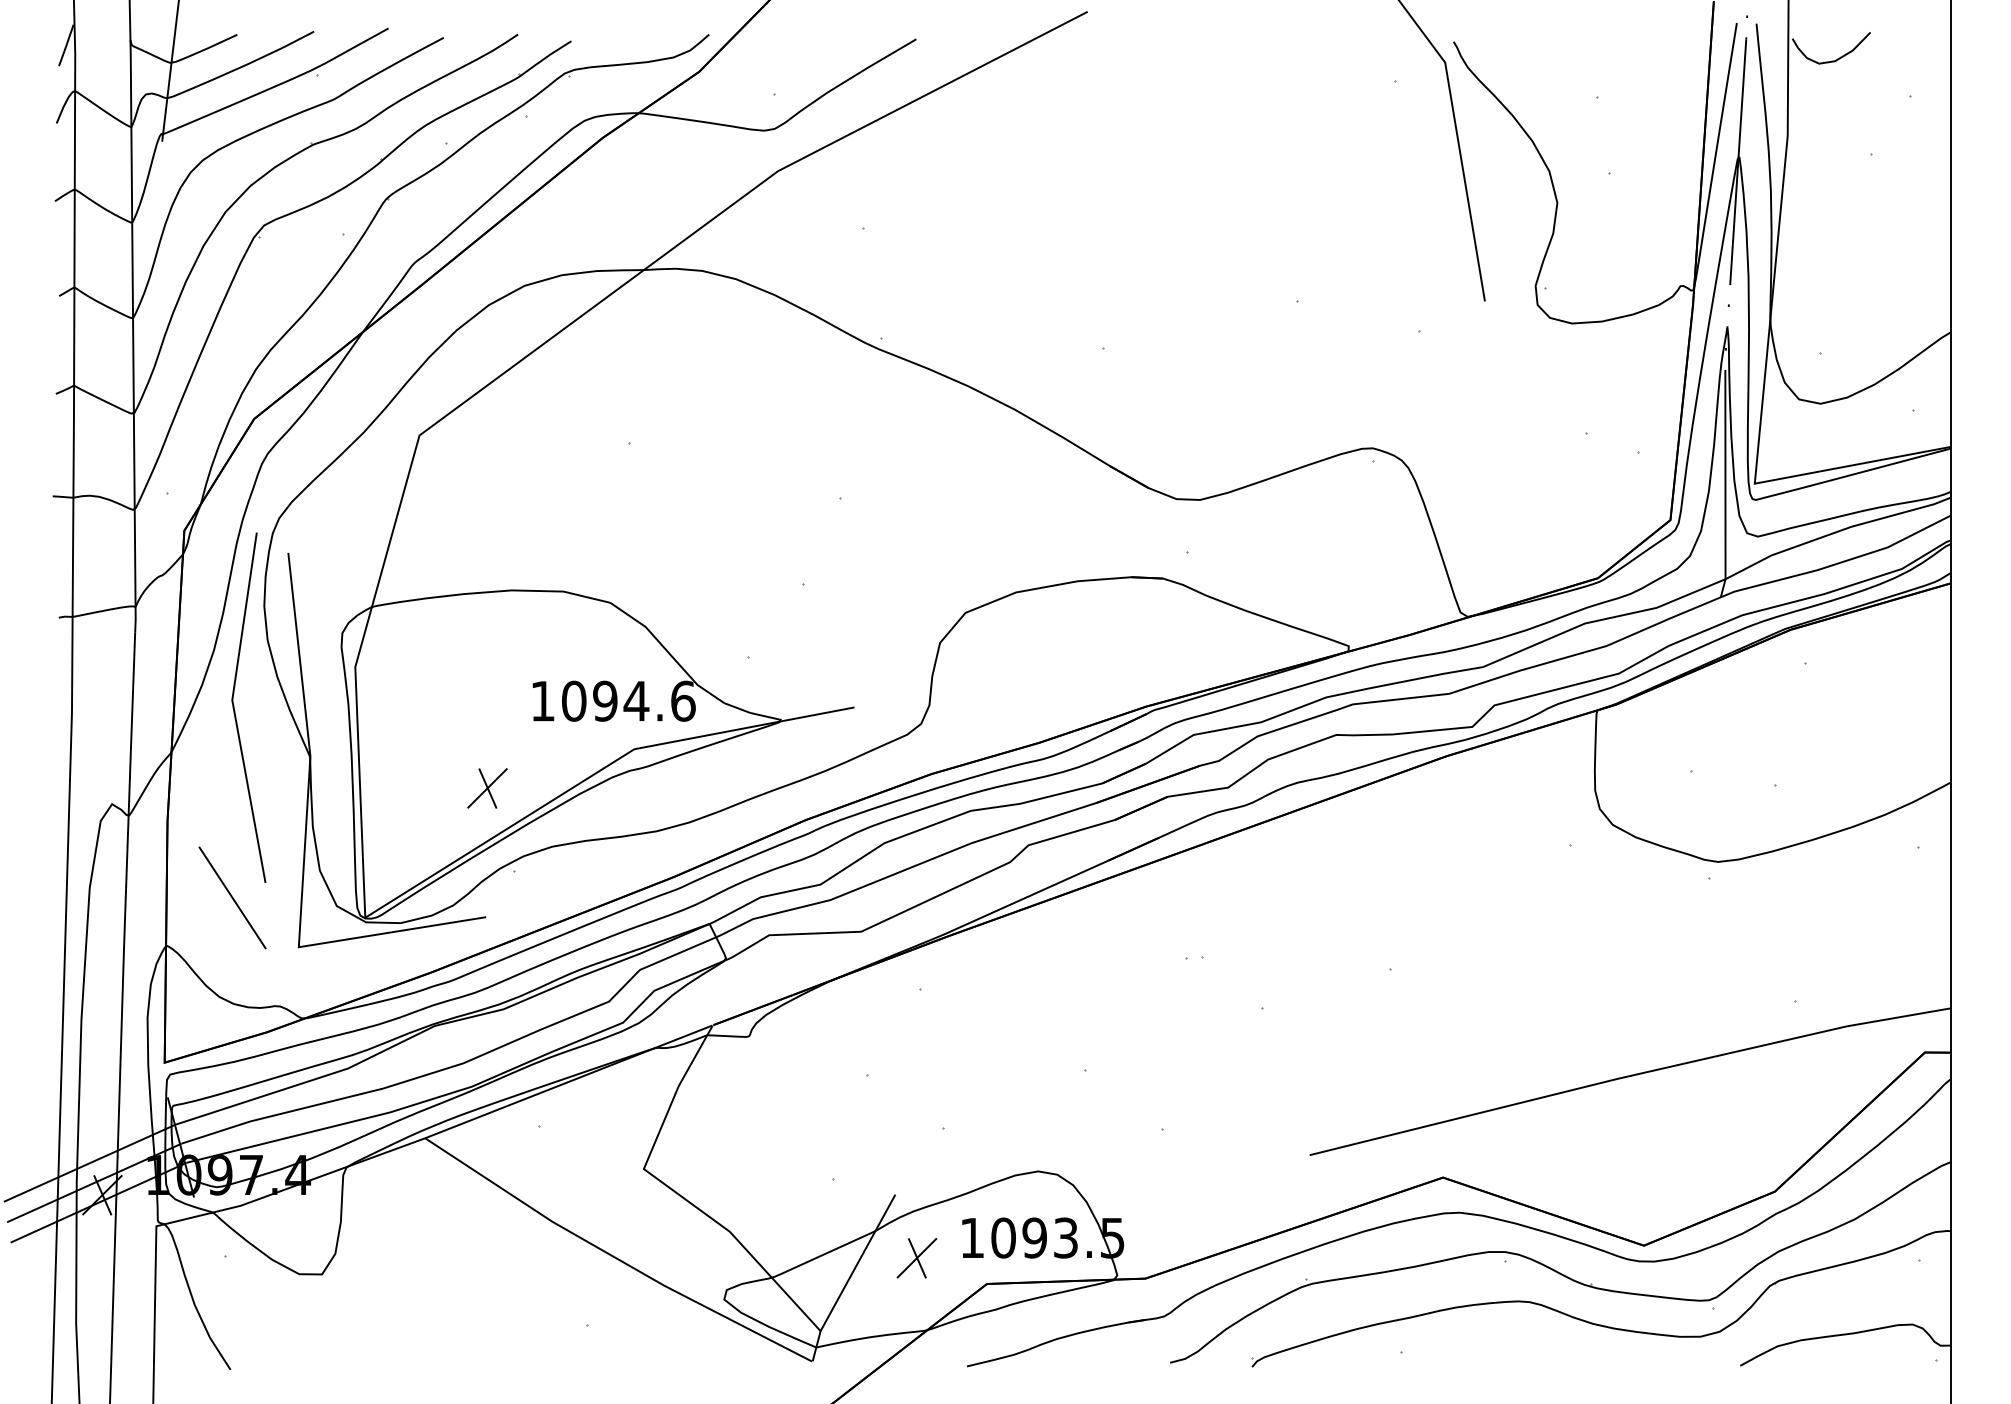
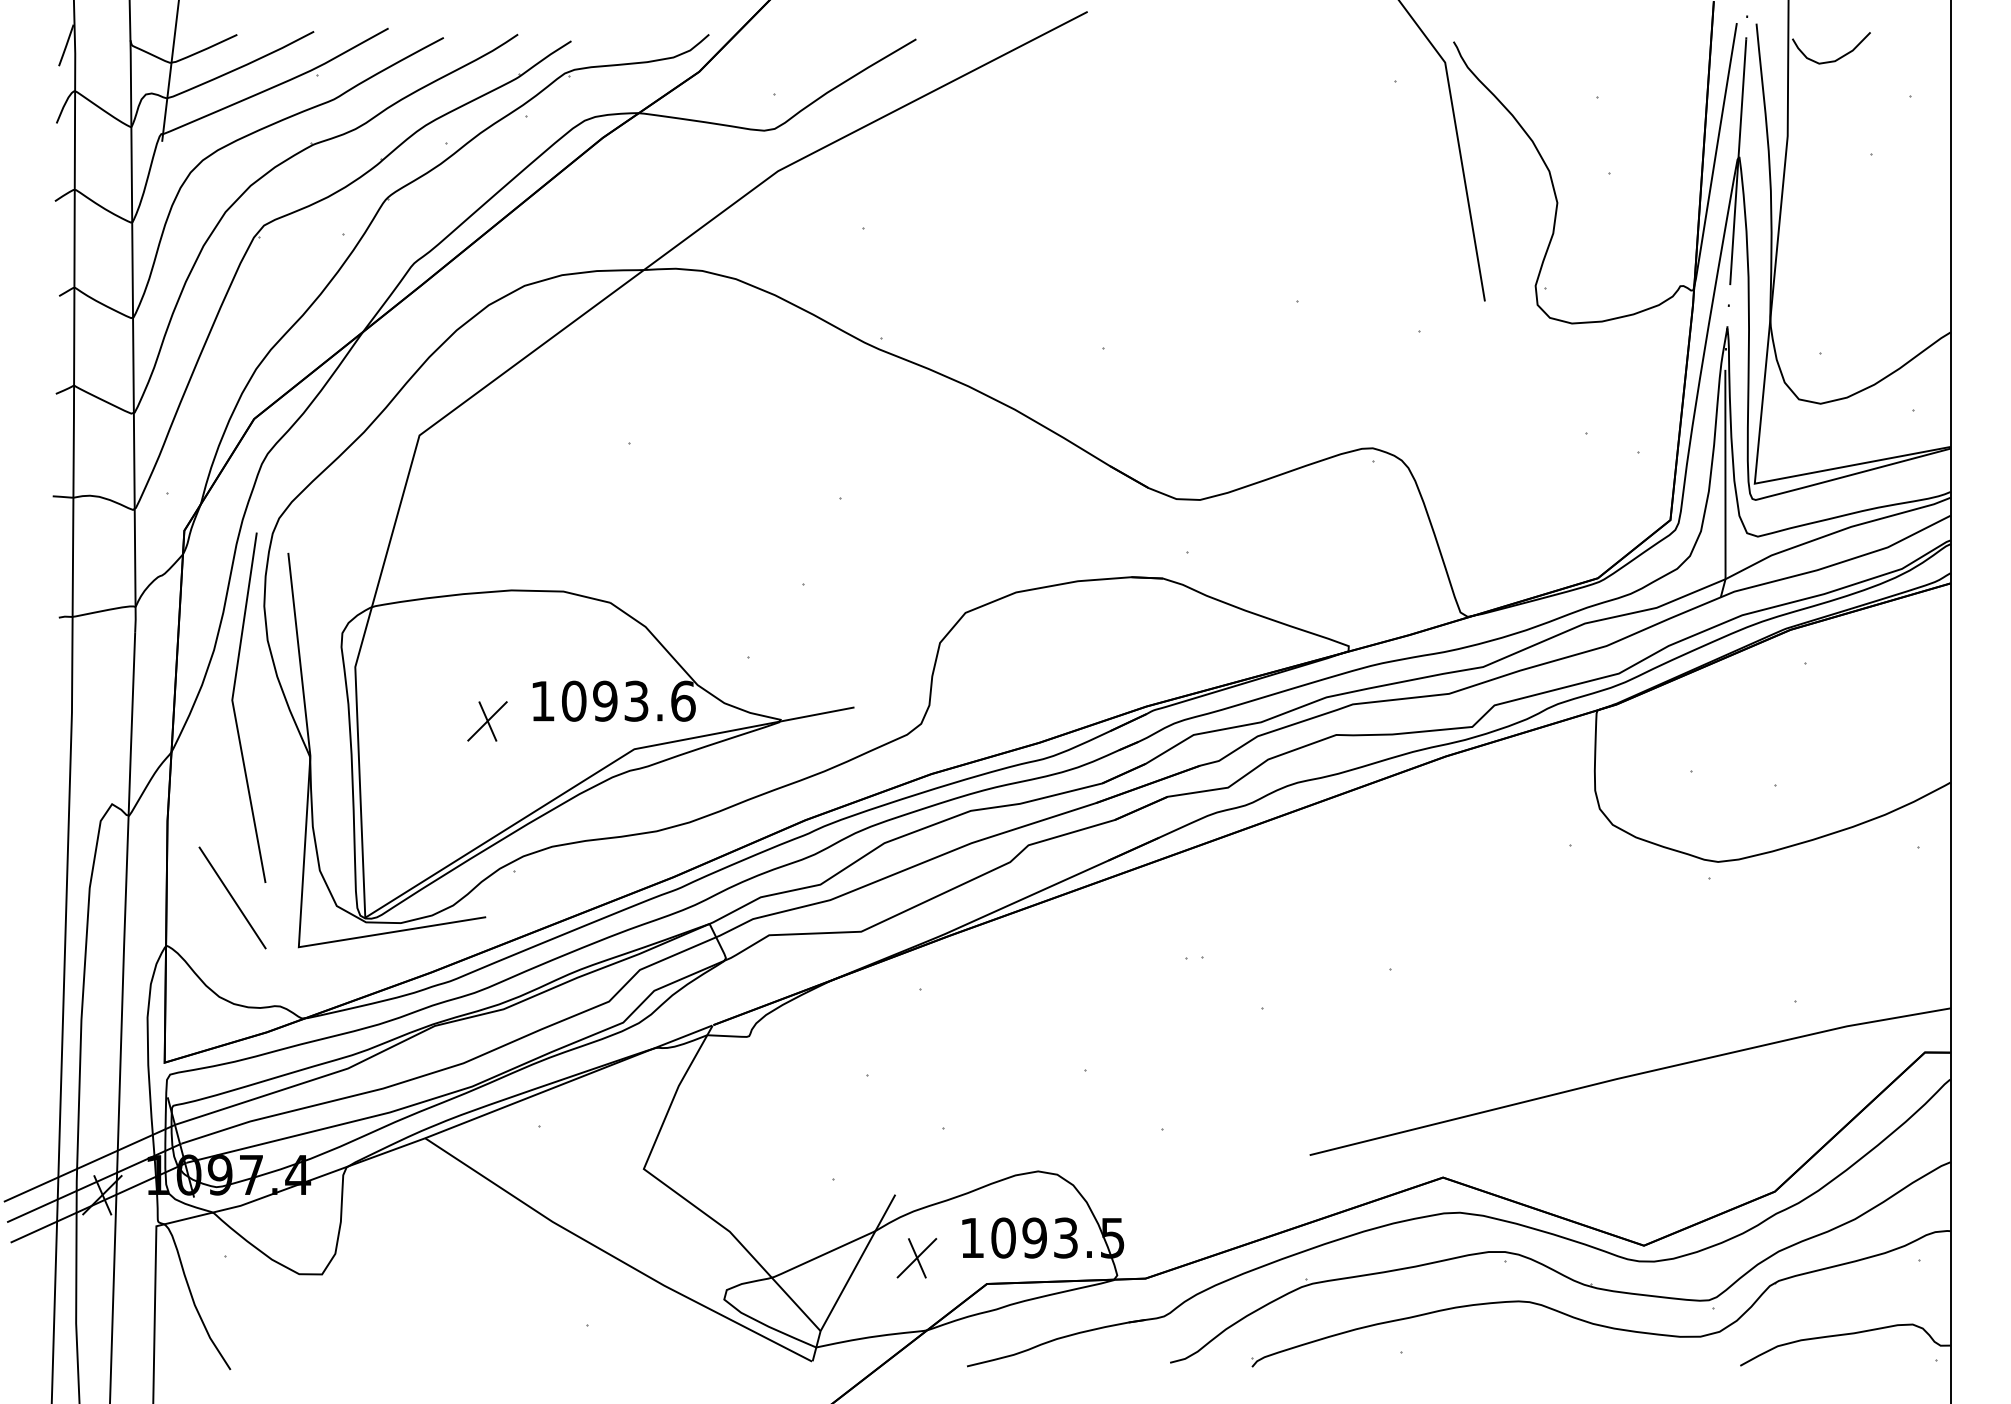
text: 1094.6 -> 1093.6 (636, 700)
part position: (487, 788) -> (487, 721) (487, 721)
